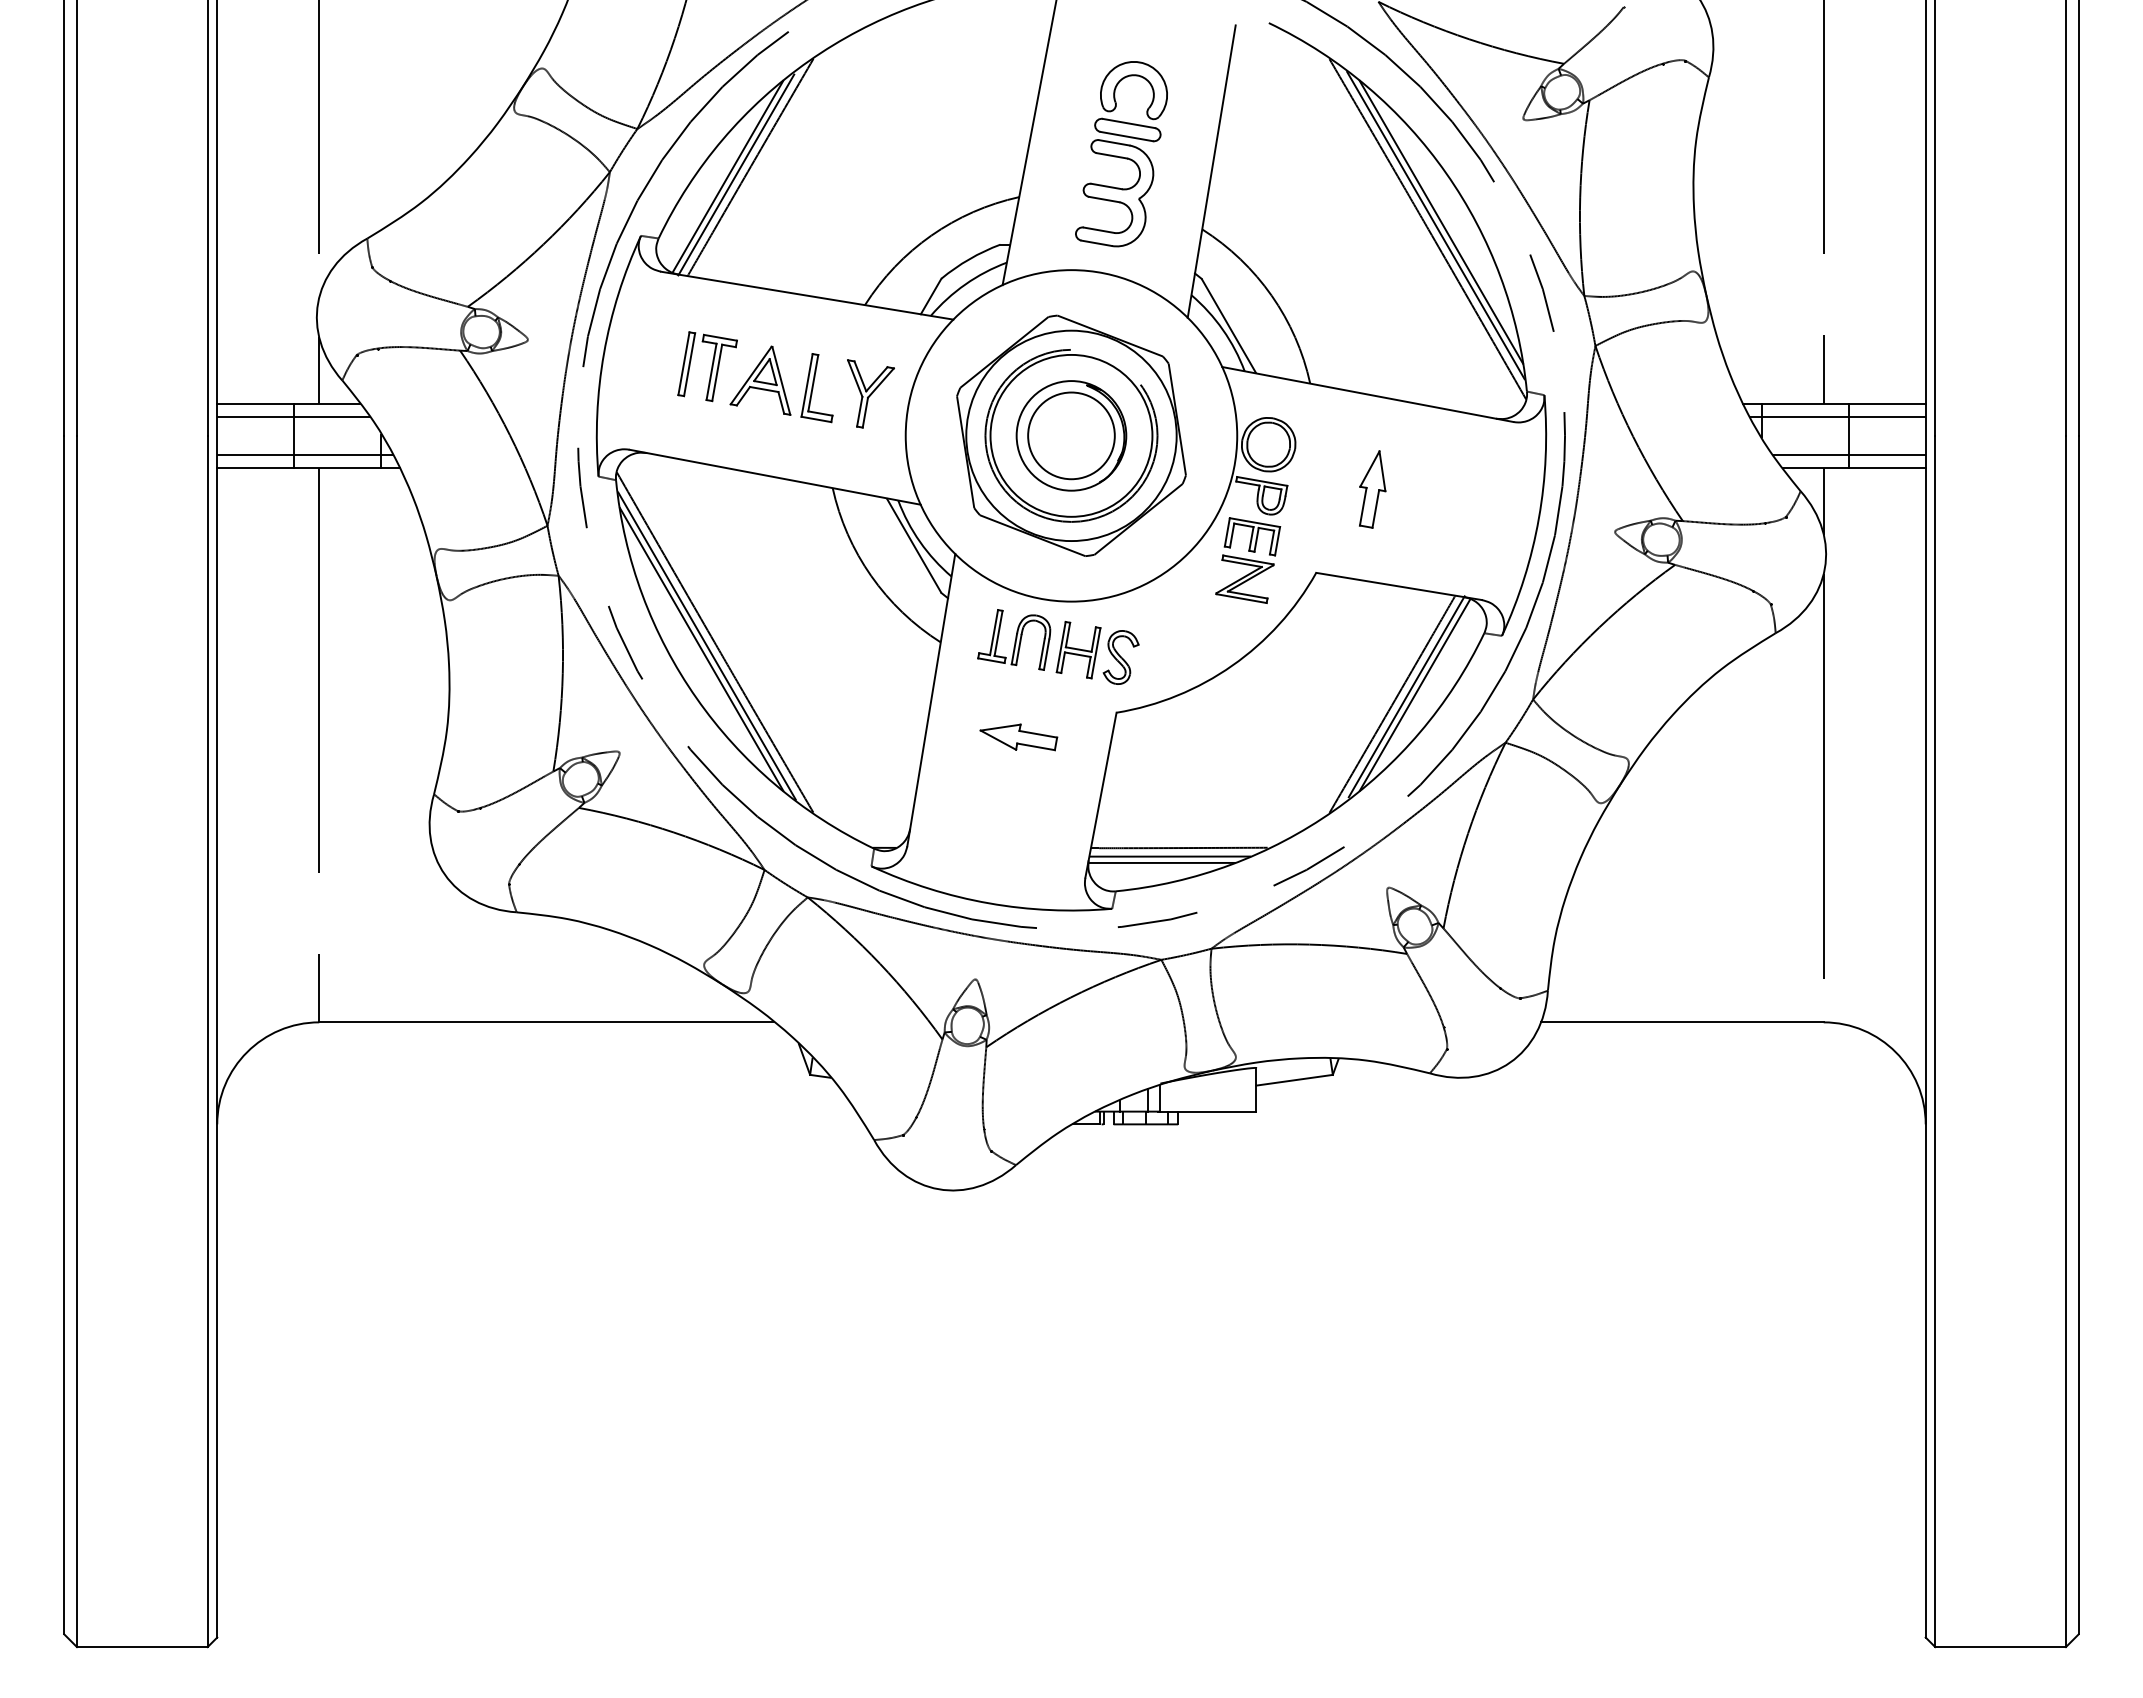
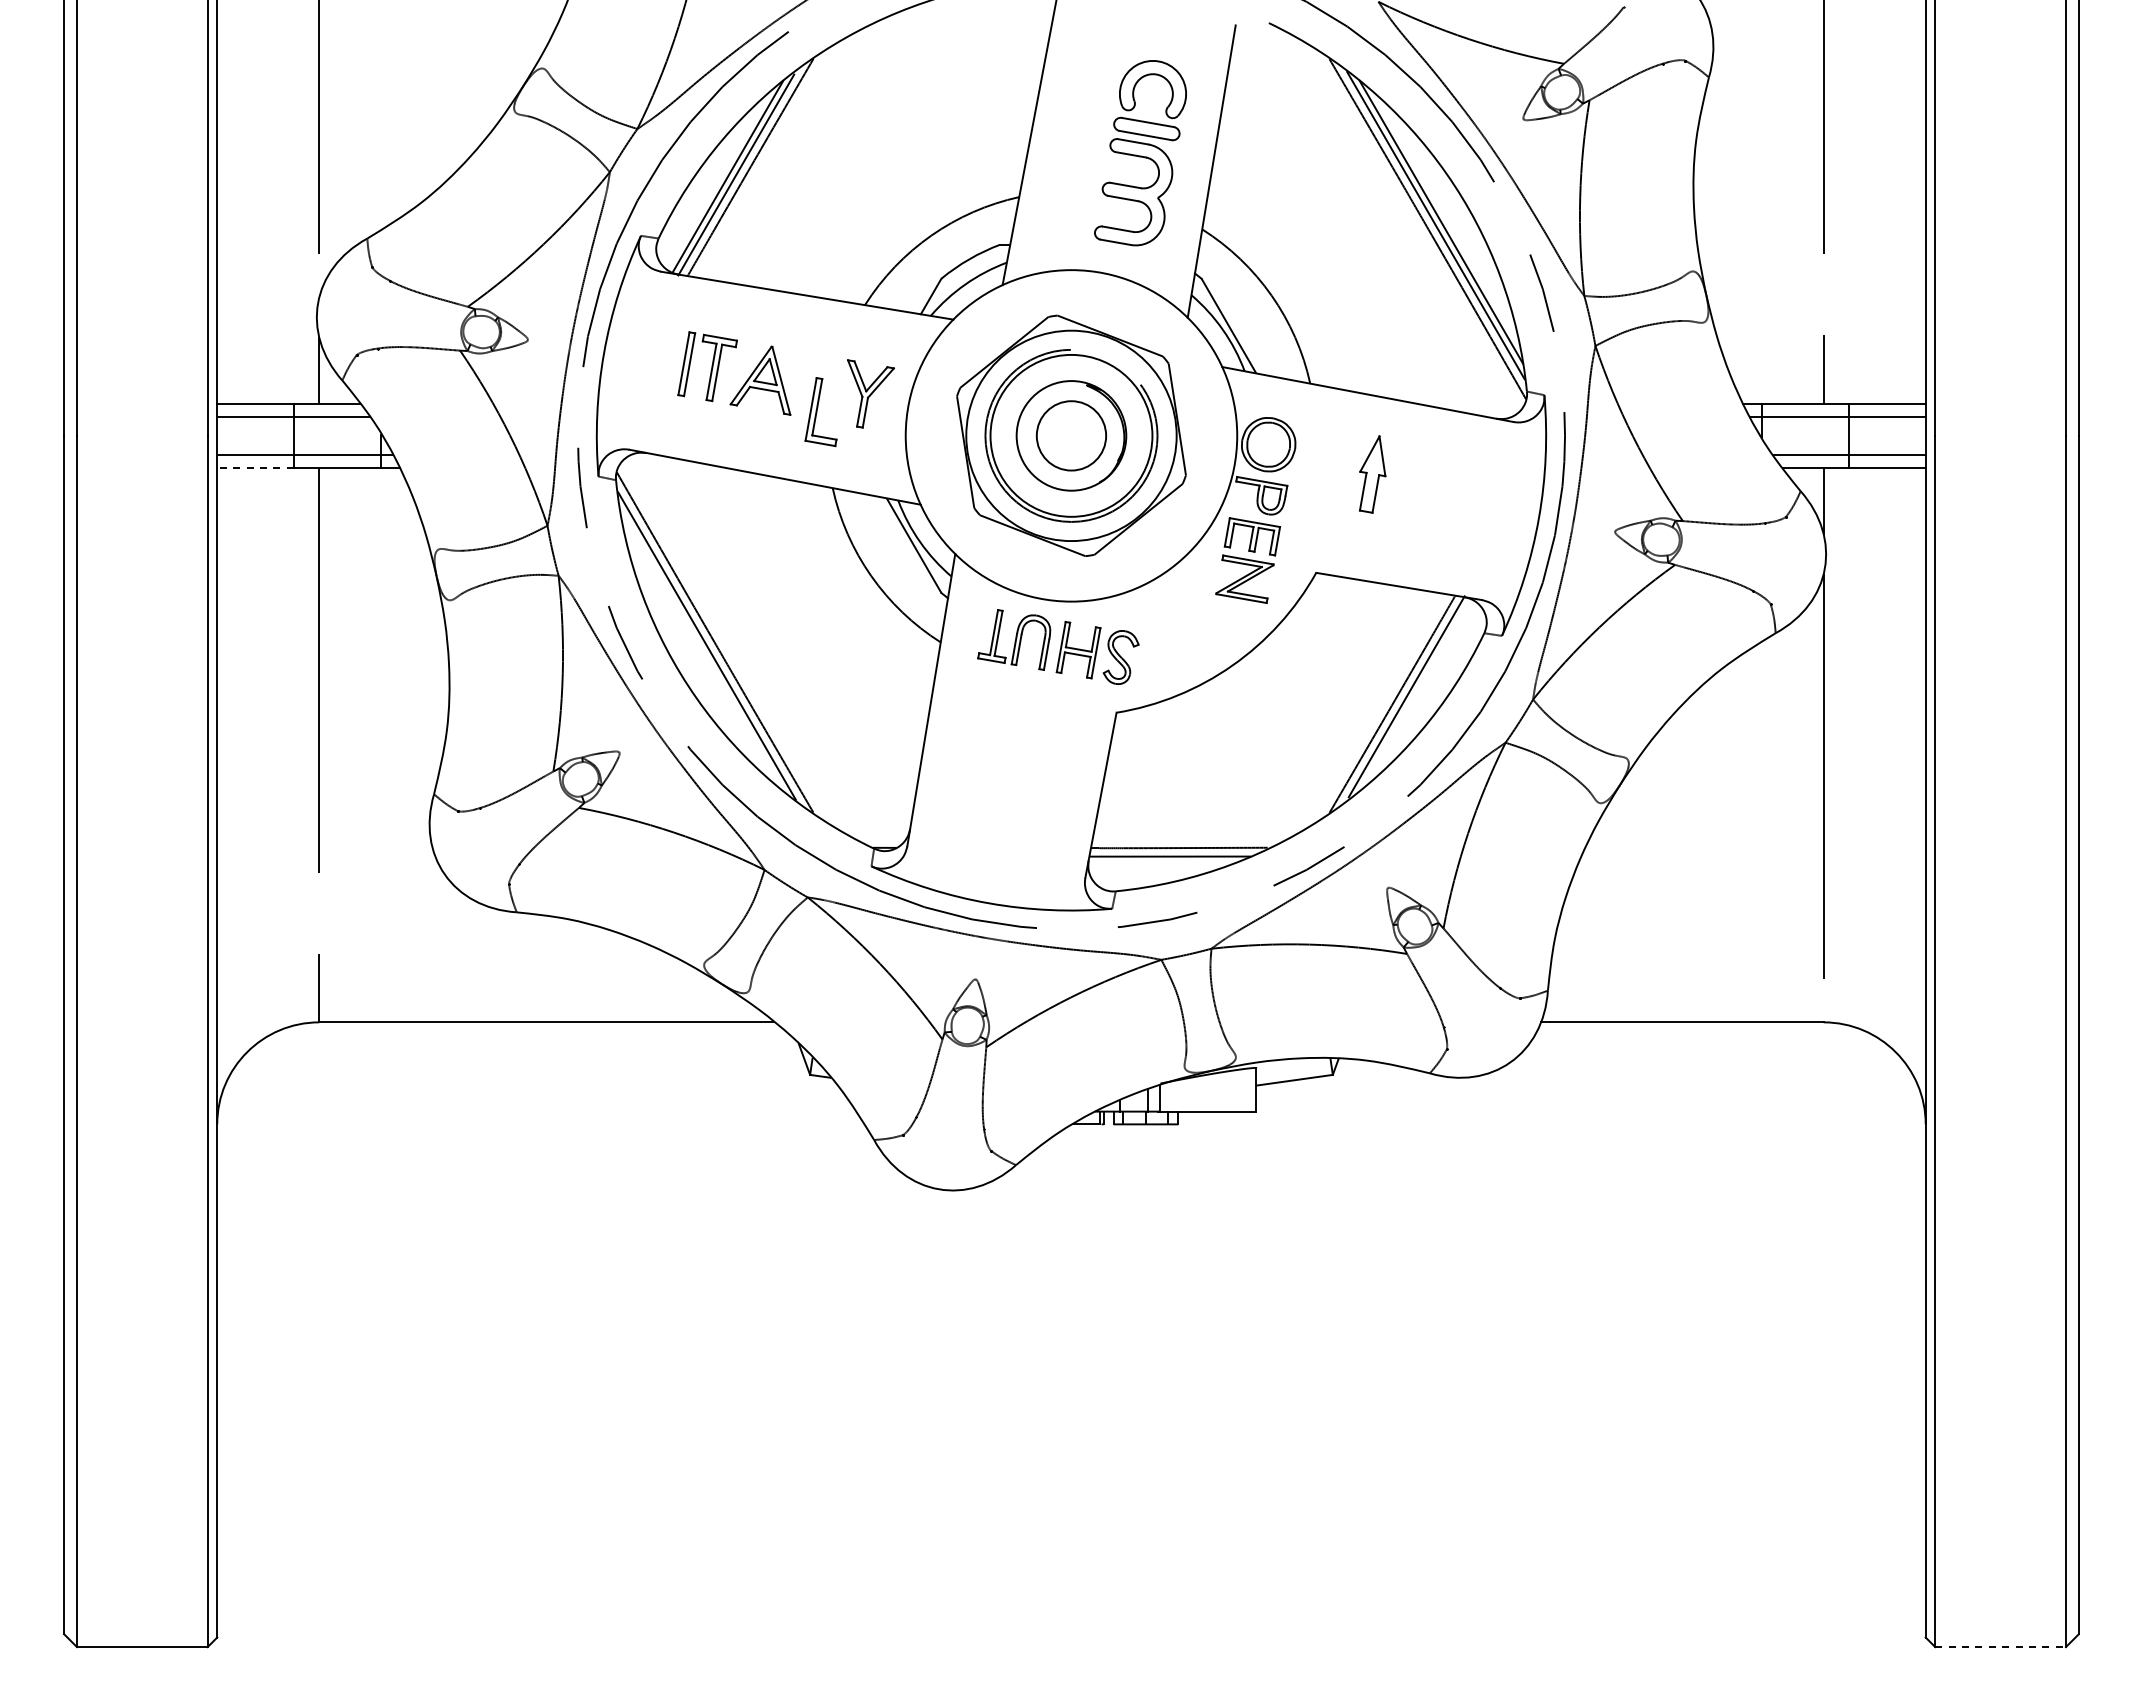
part position: (1121, 154) -> (1140, 153) (1140, 153)
part position: (816, 388) -> (820, 412) (820, 412)
circle diameter: 87 px -> 69 px (1071, 435)
line: solid -> dashed (255, 467)
part position: (1372, 489) -> (1372, 474) (1372, 474)
line: present -> none (701, 649)
line: present -> none (1414, 695)
part: present -> none (1018, 737)
line: present -> none (1161, 862)
line: solid -> dashed (2001, 1647)
